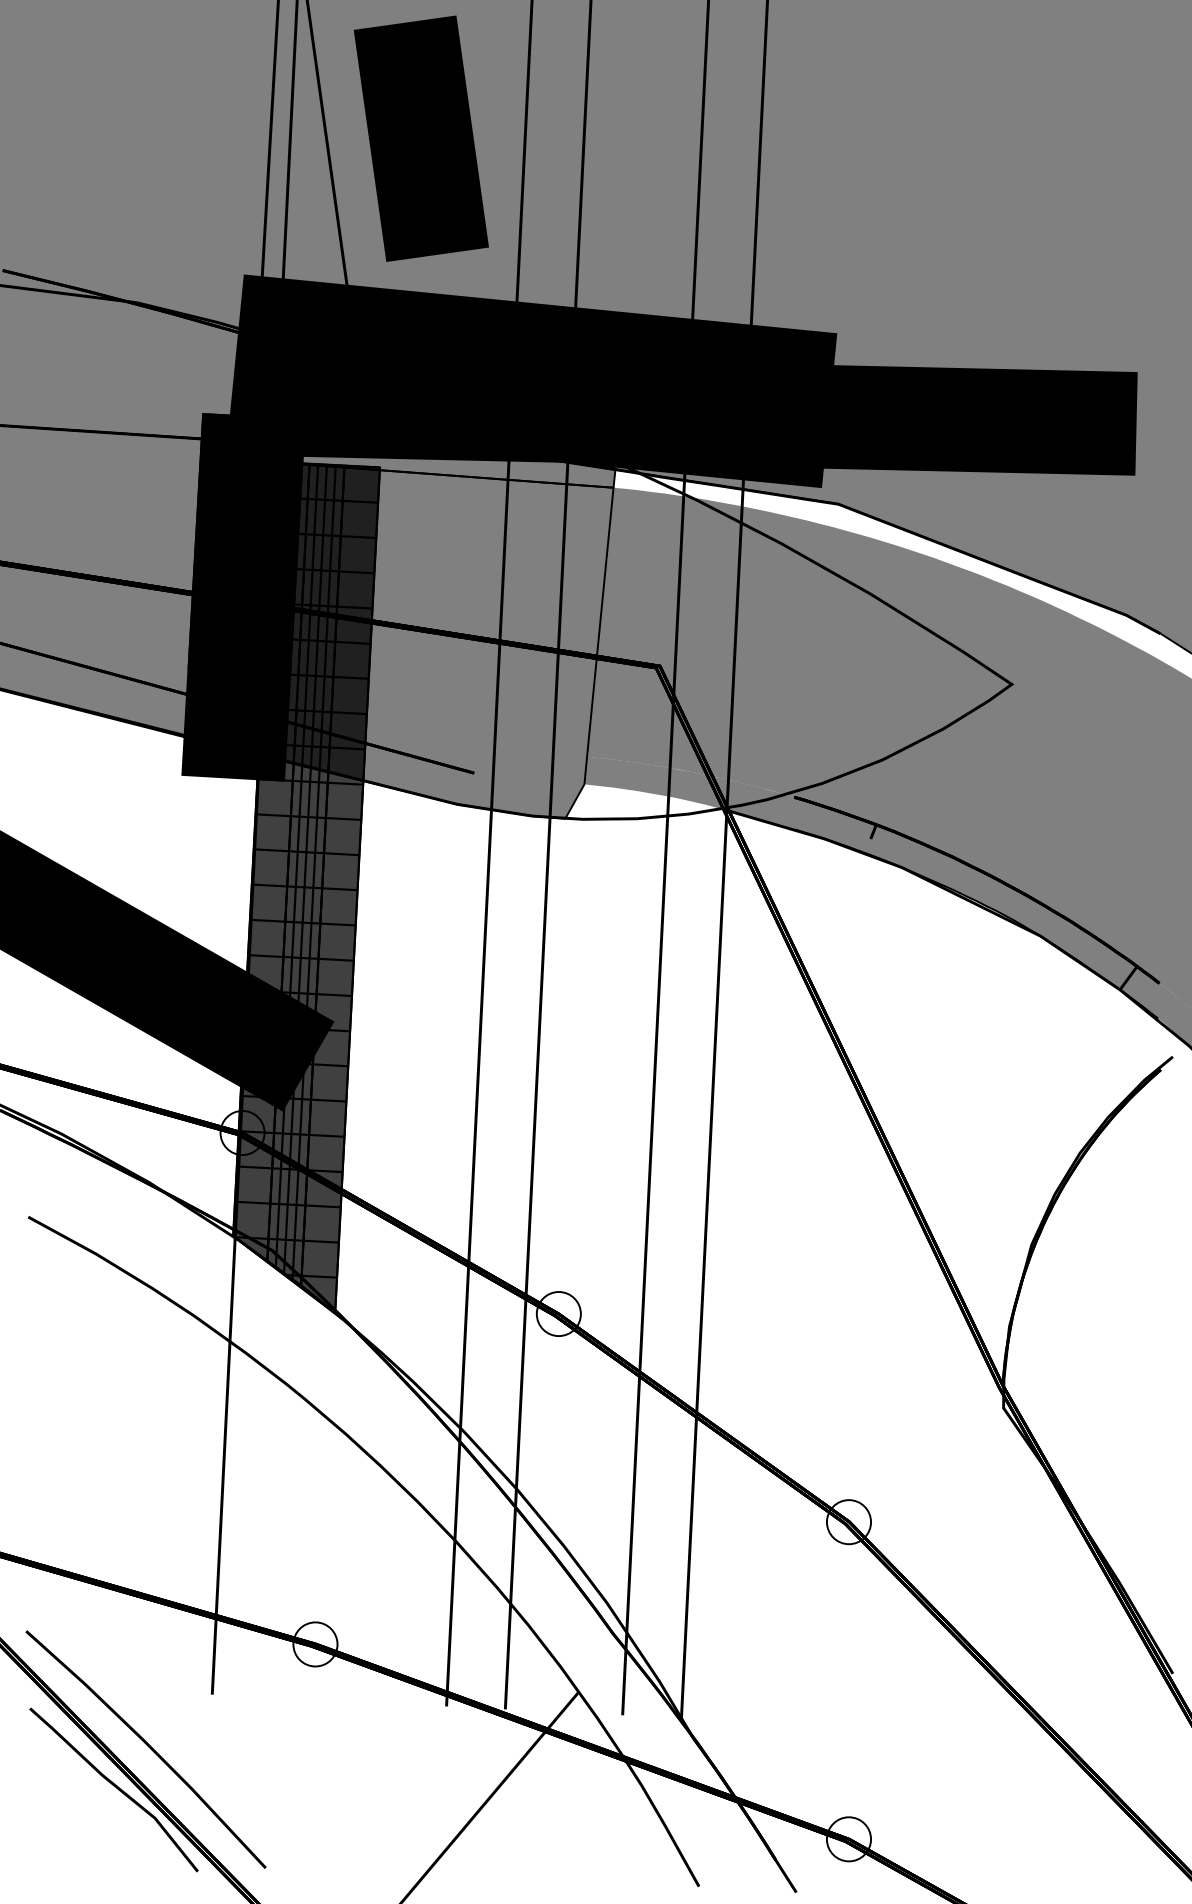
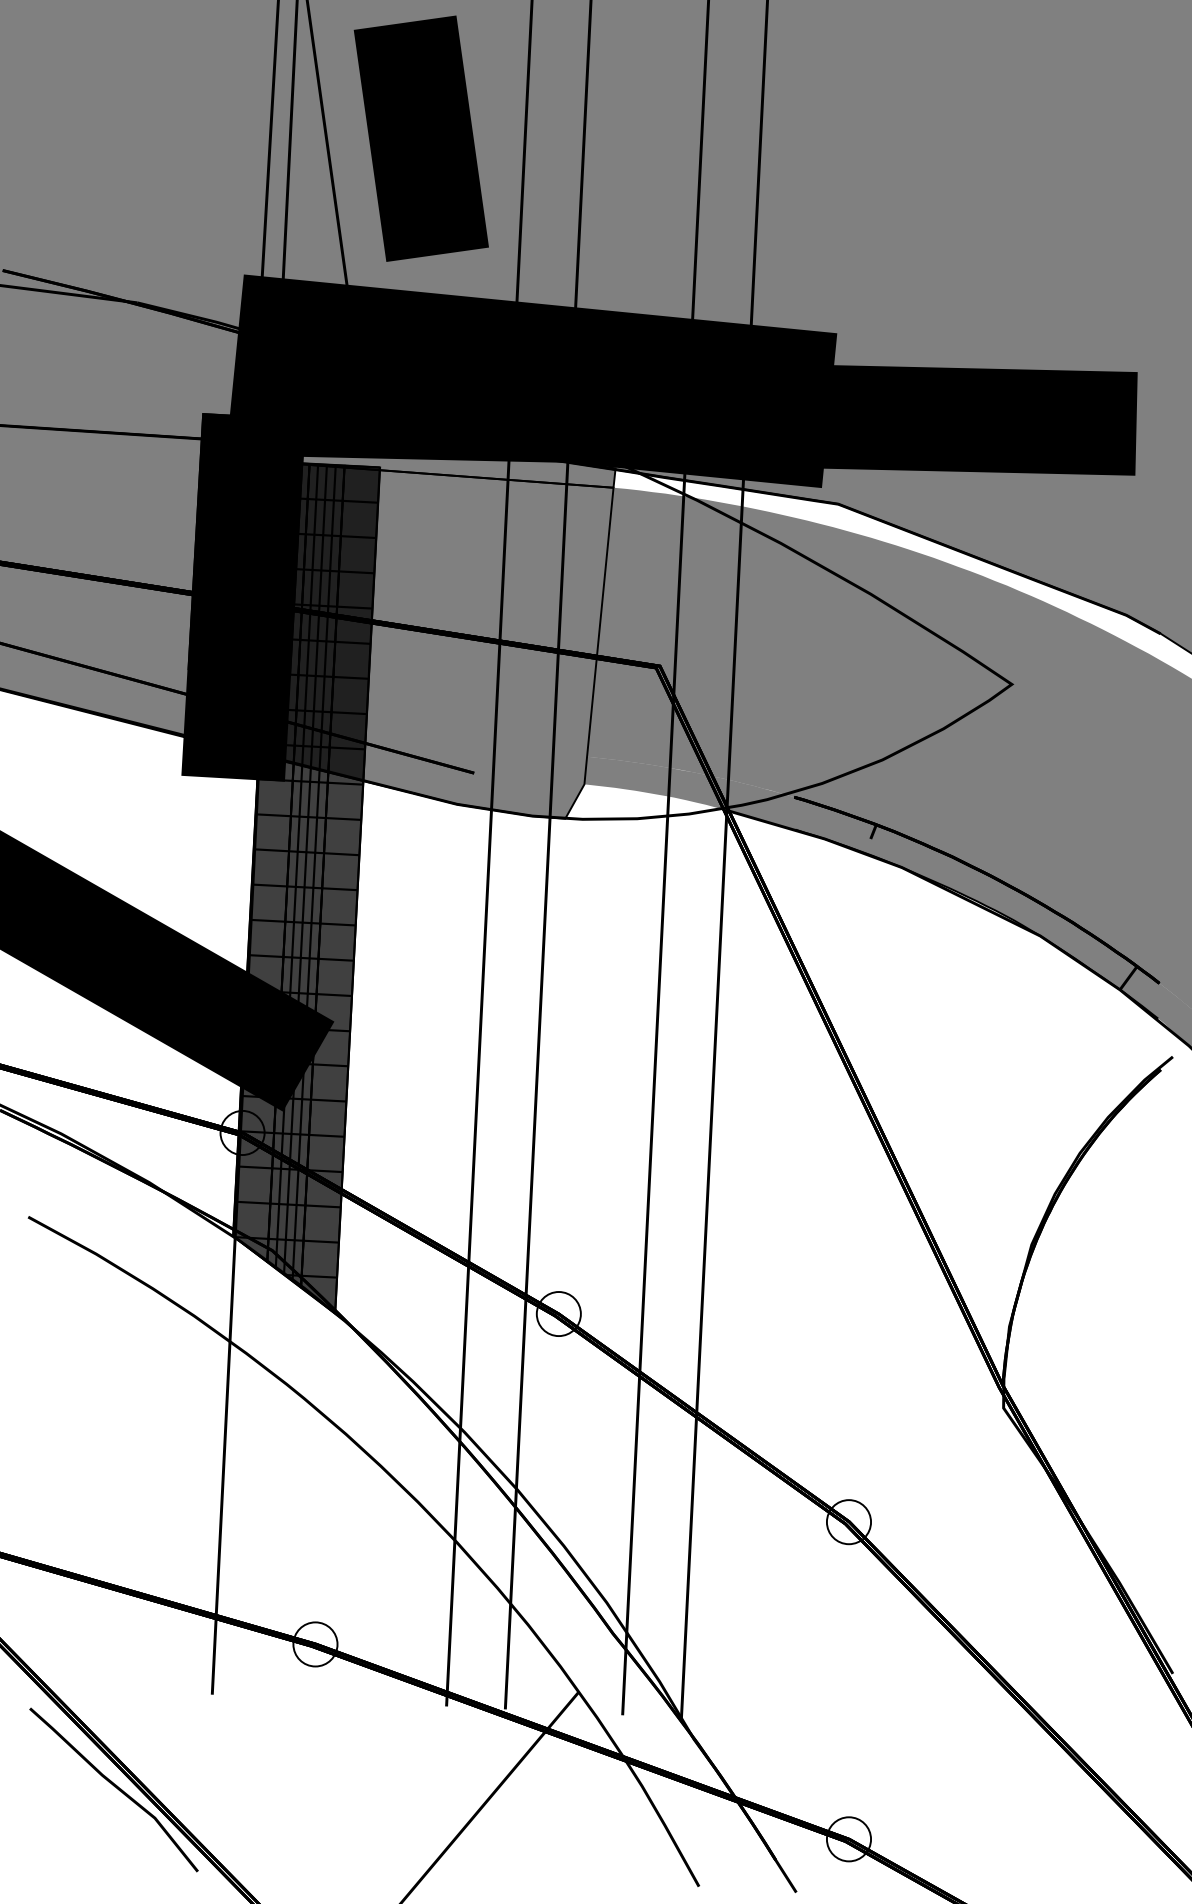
line: present -> none (147, 1746)
